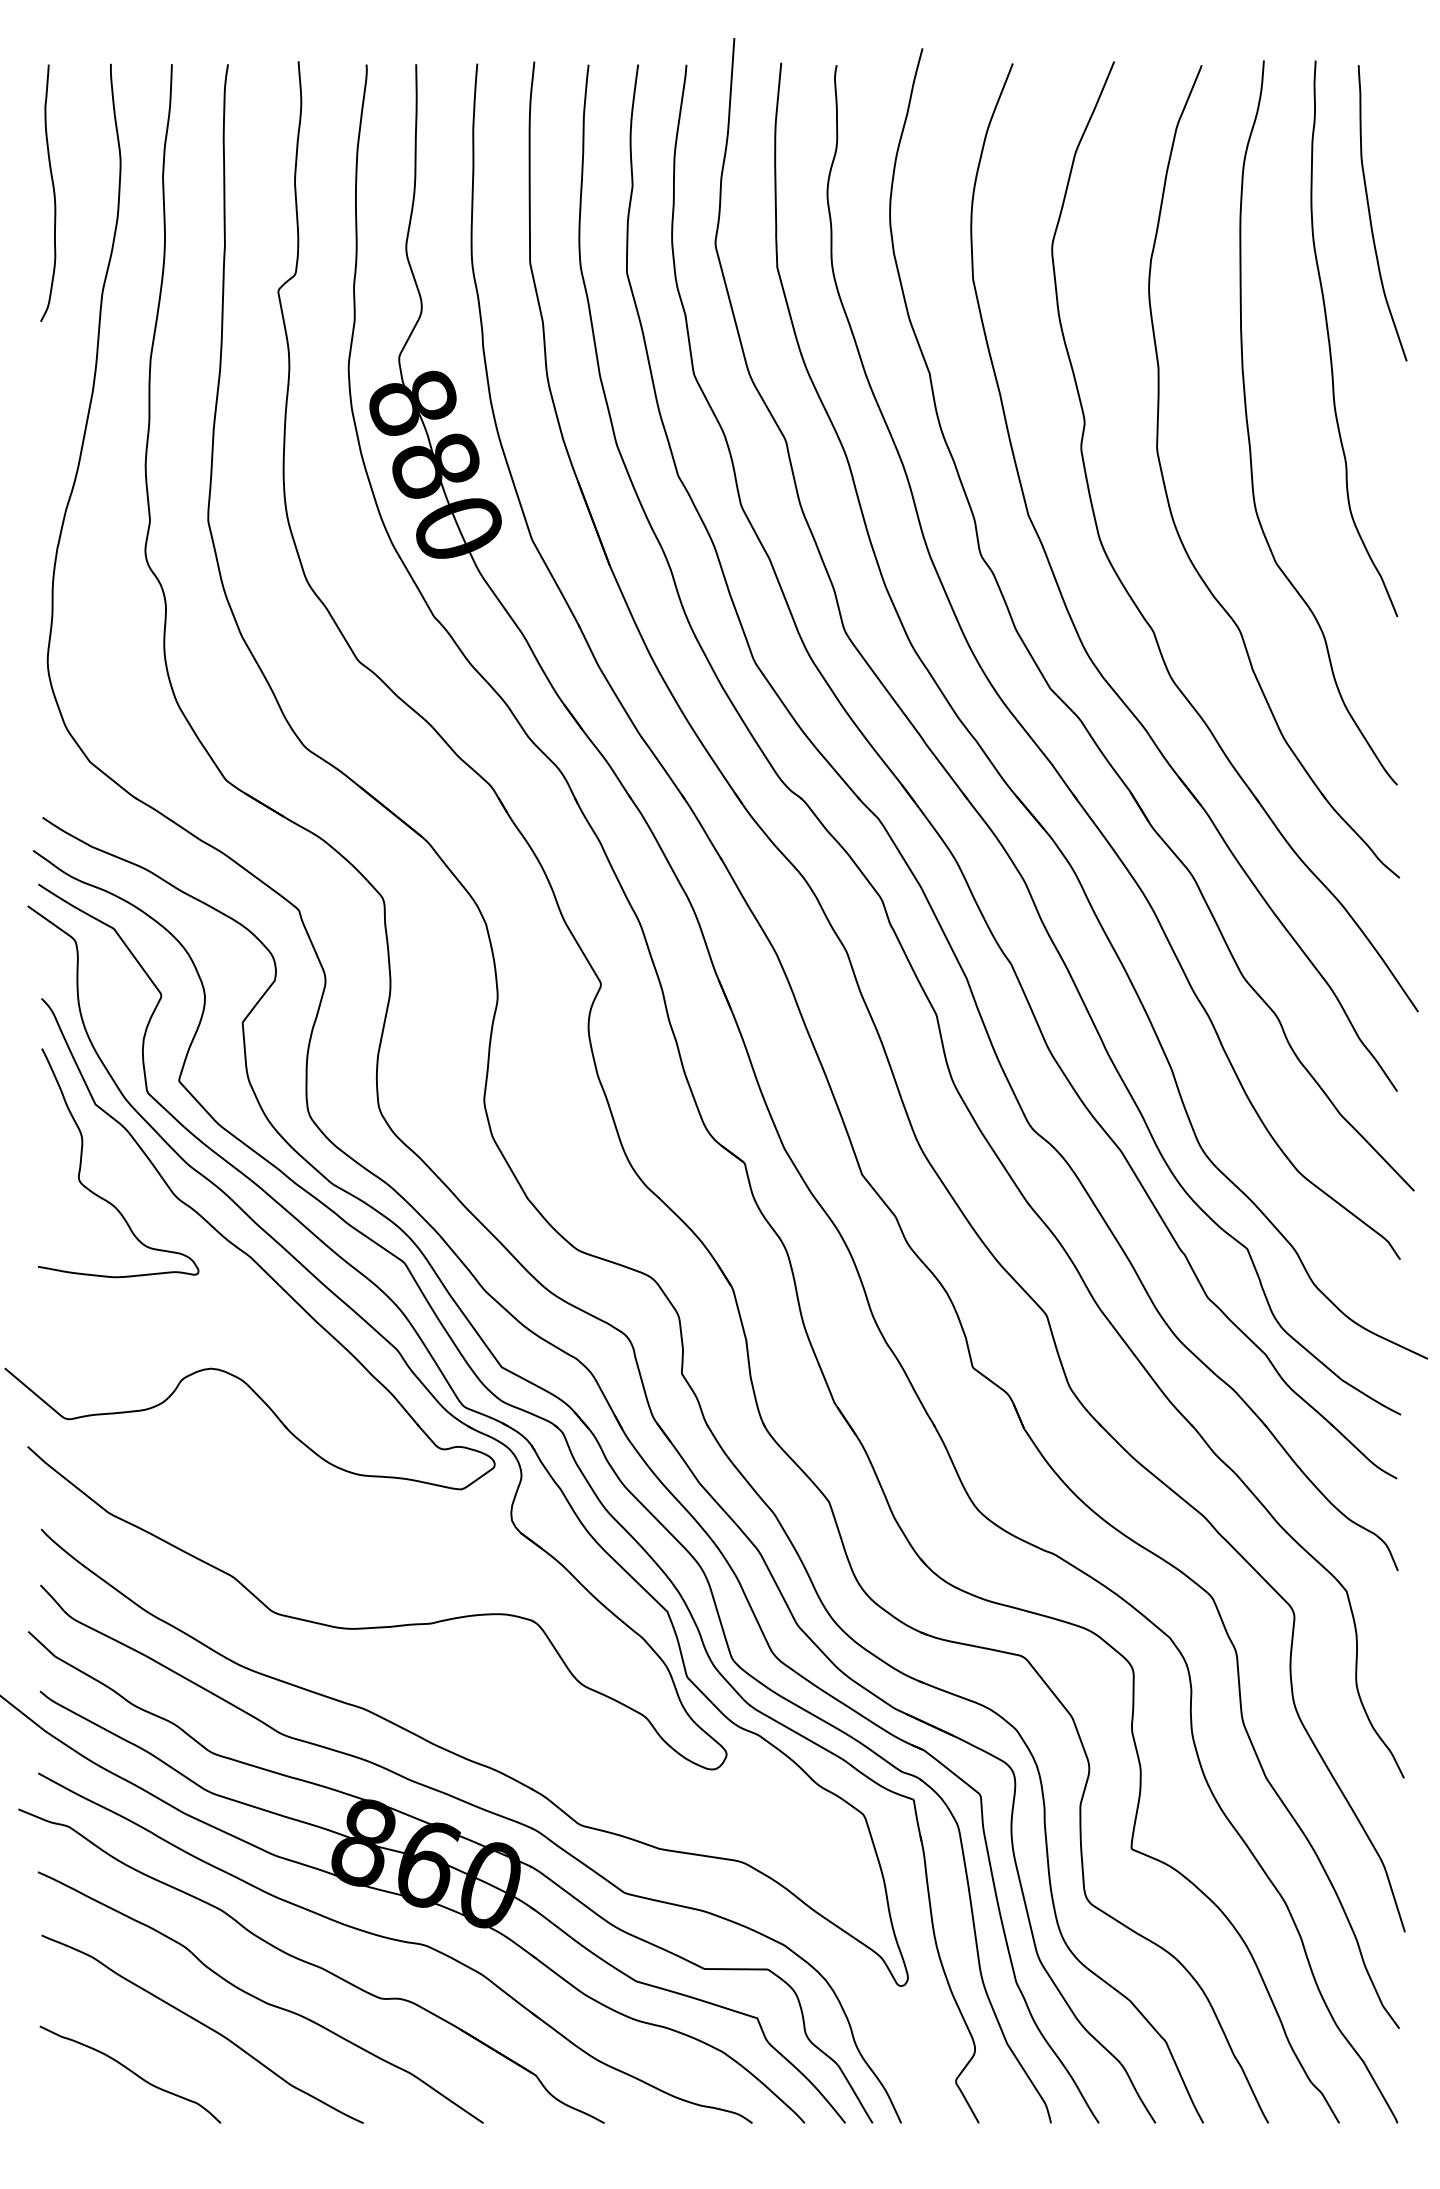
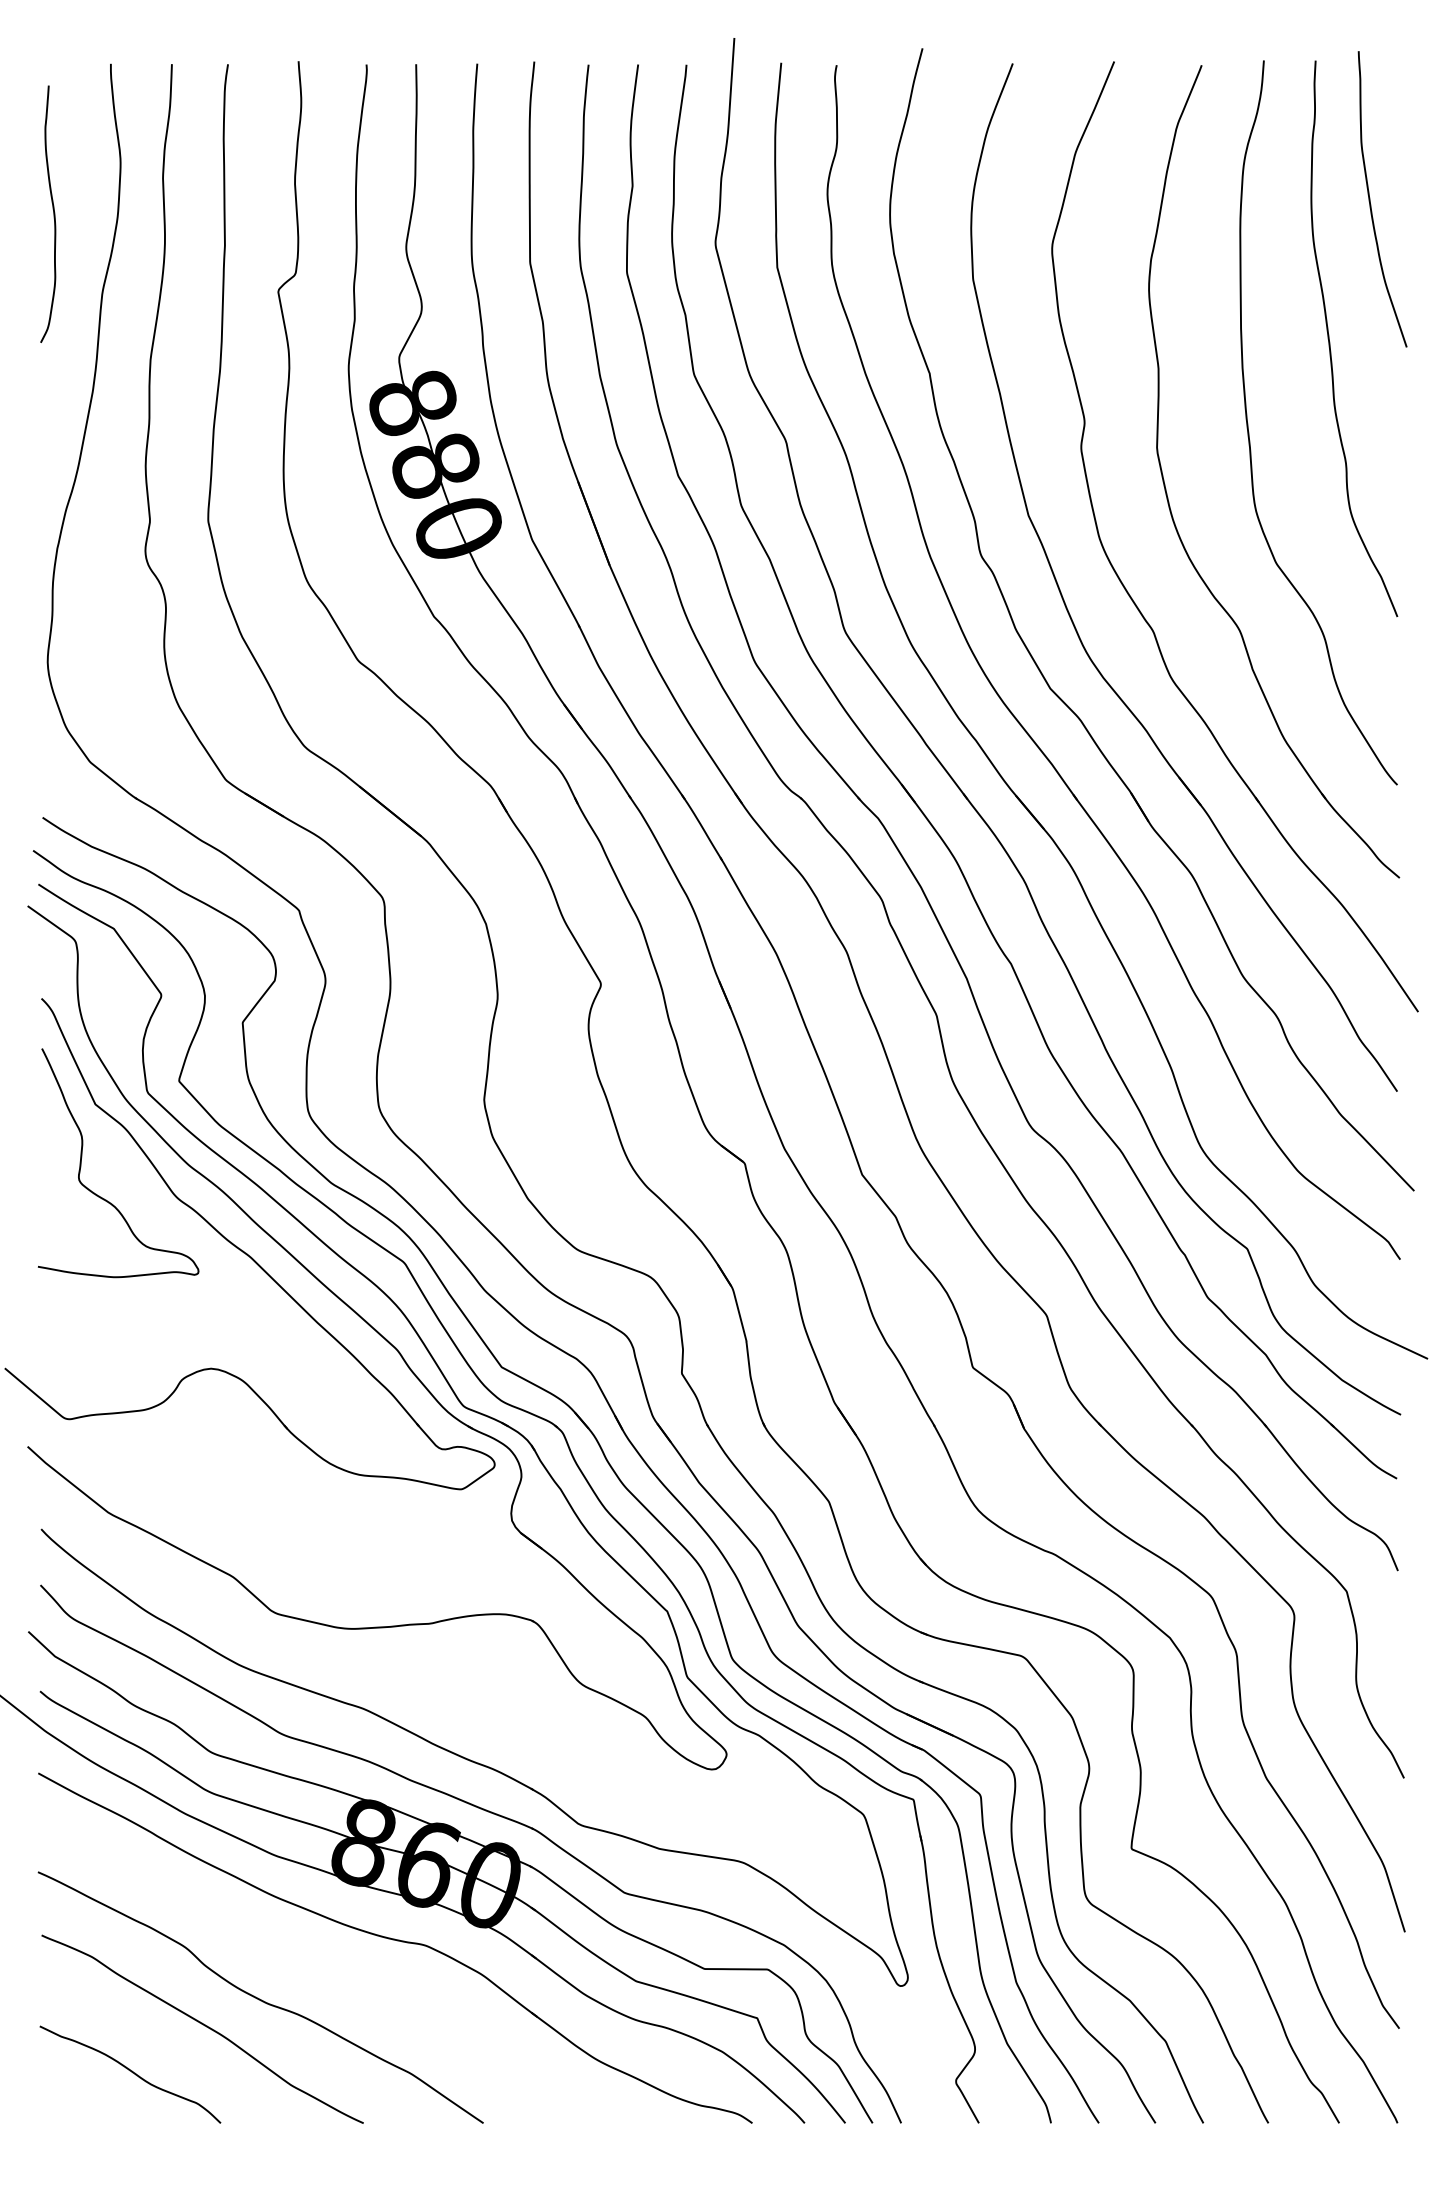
curve position: (53, 192) -> (53, 213) (53, 213)
curve position: (1370, 213) -> (1370, 199) (1370, 199)
part: present -> none (311, 1965)
